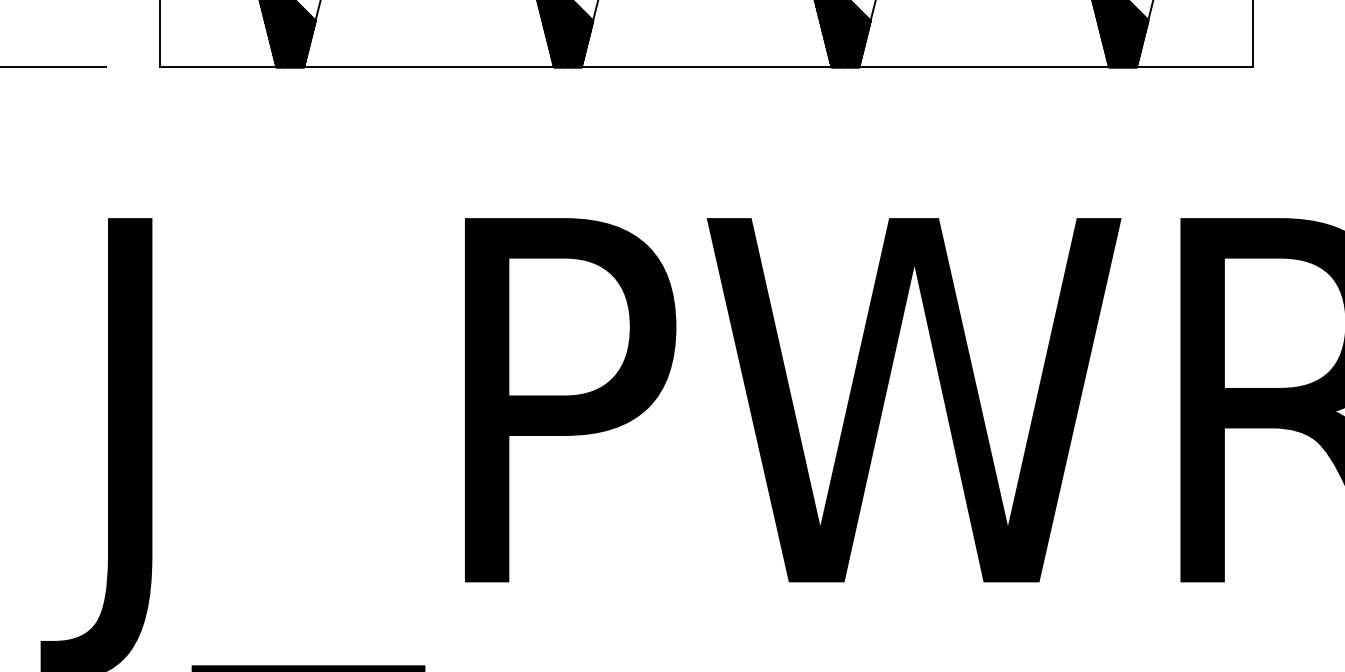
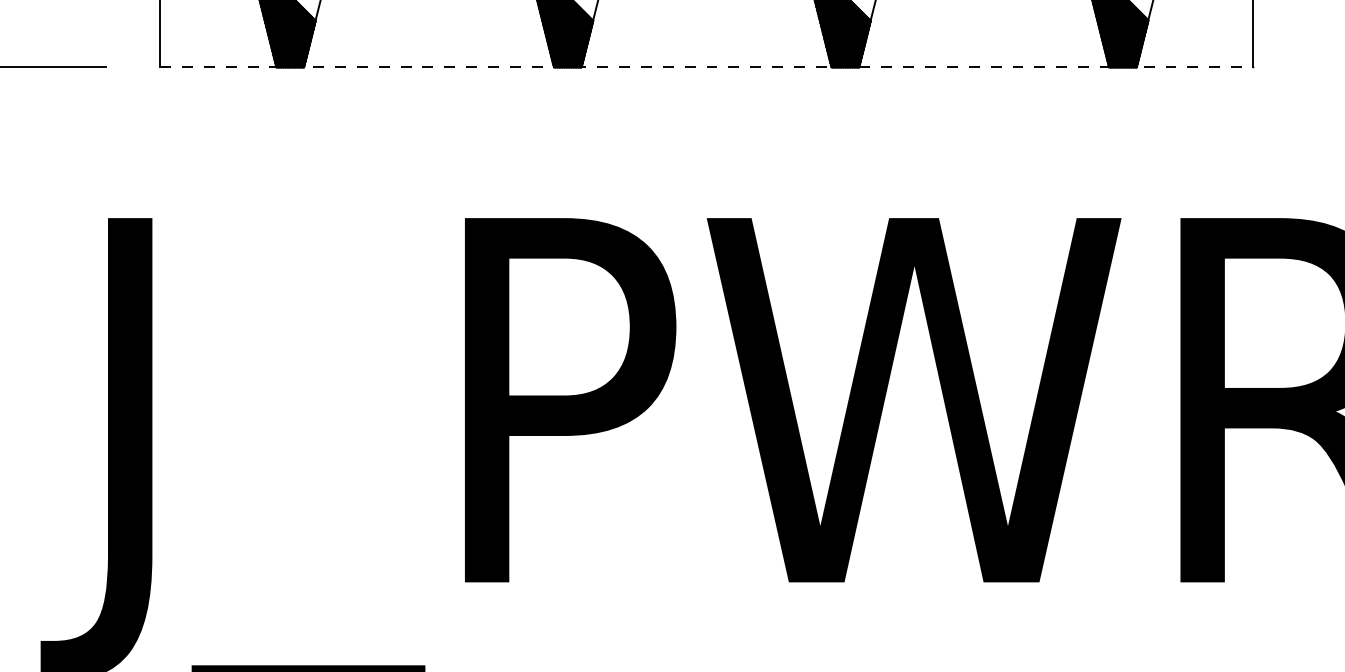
line: solid -> dashed (707, 67)
